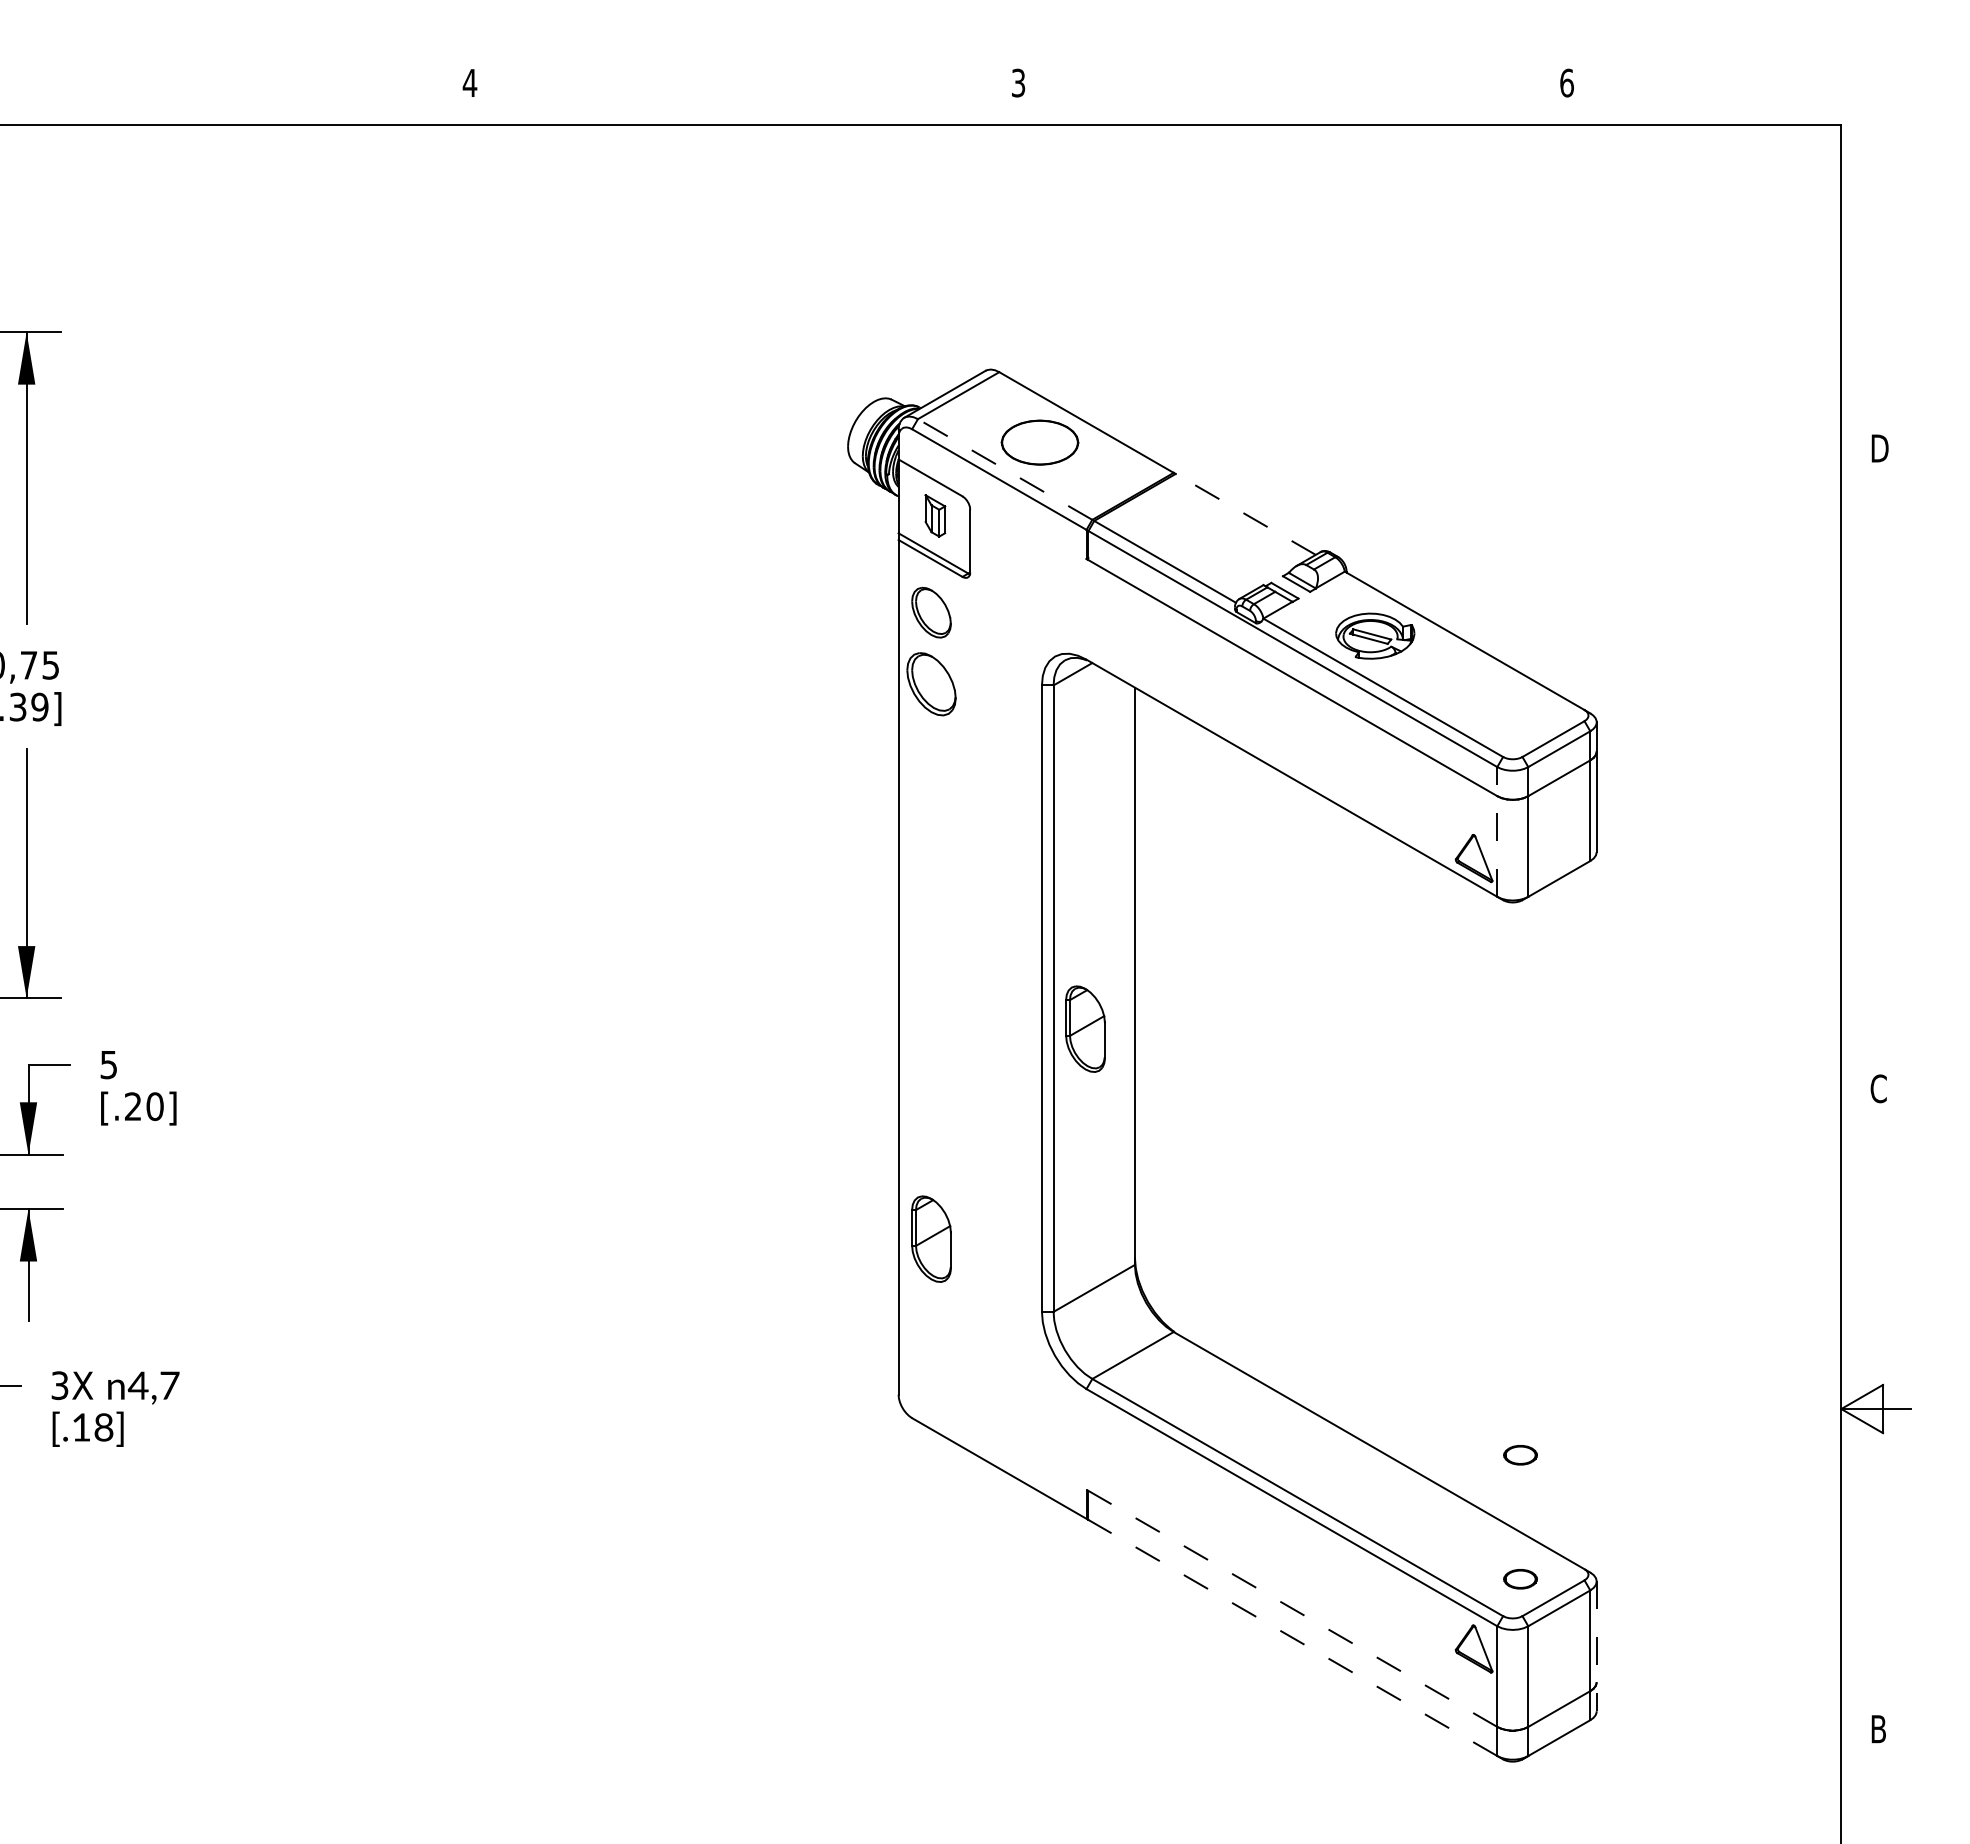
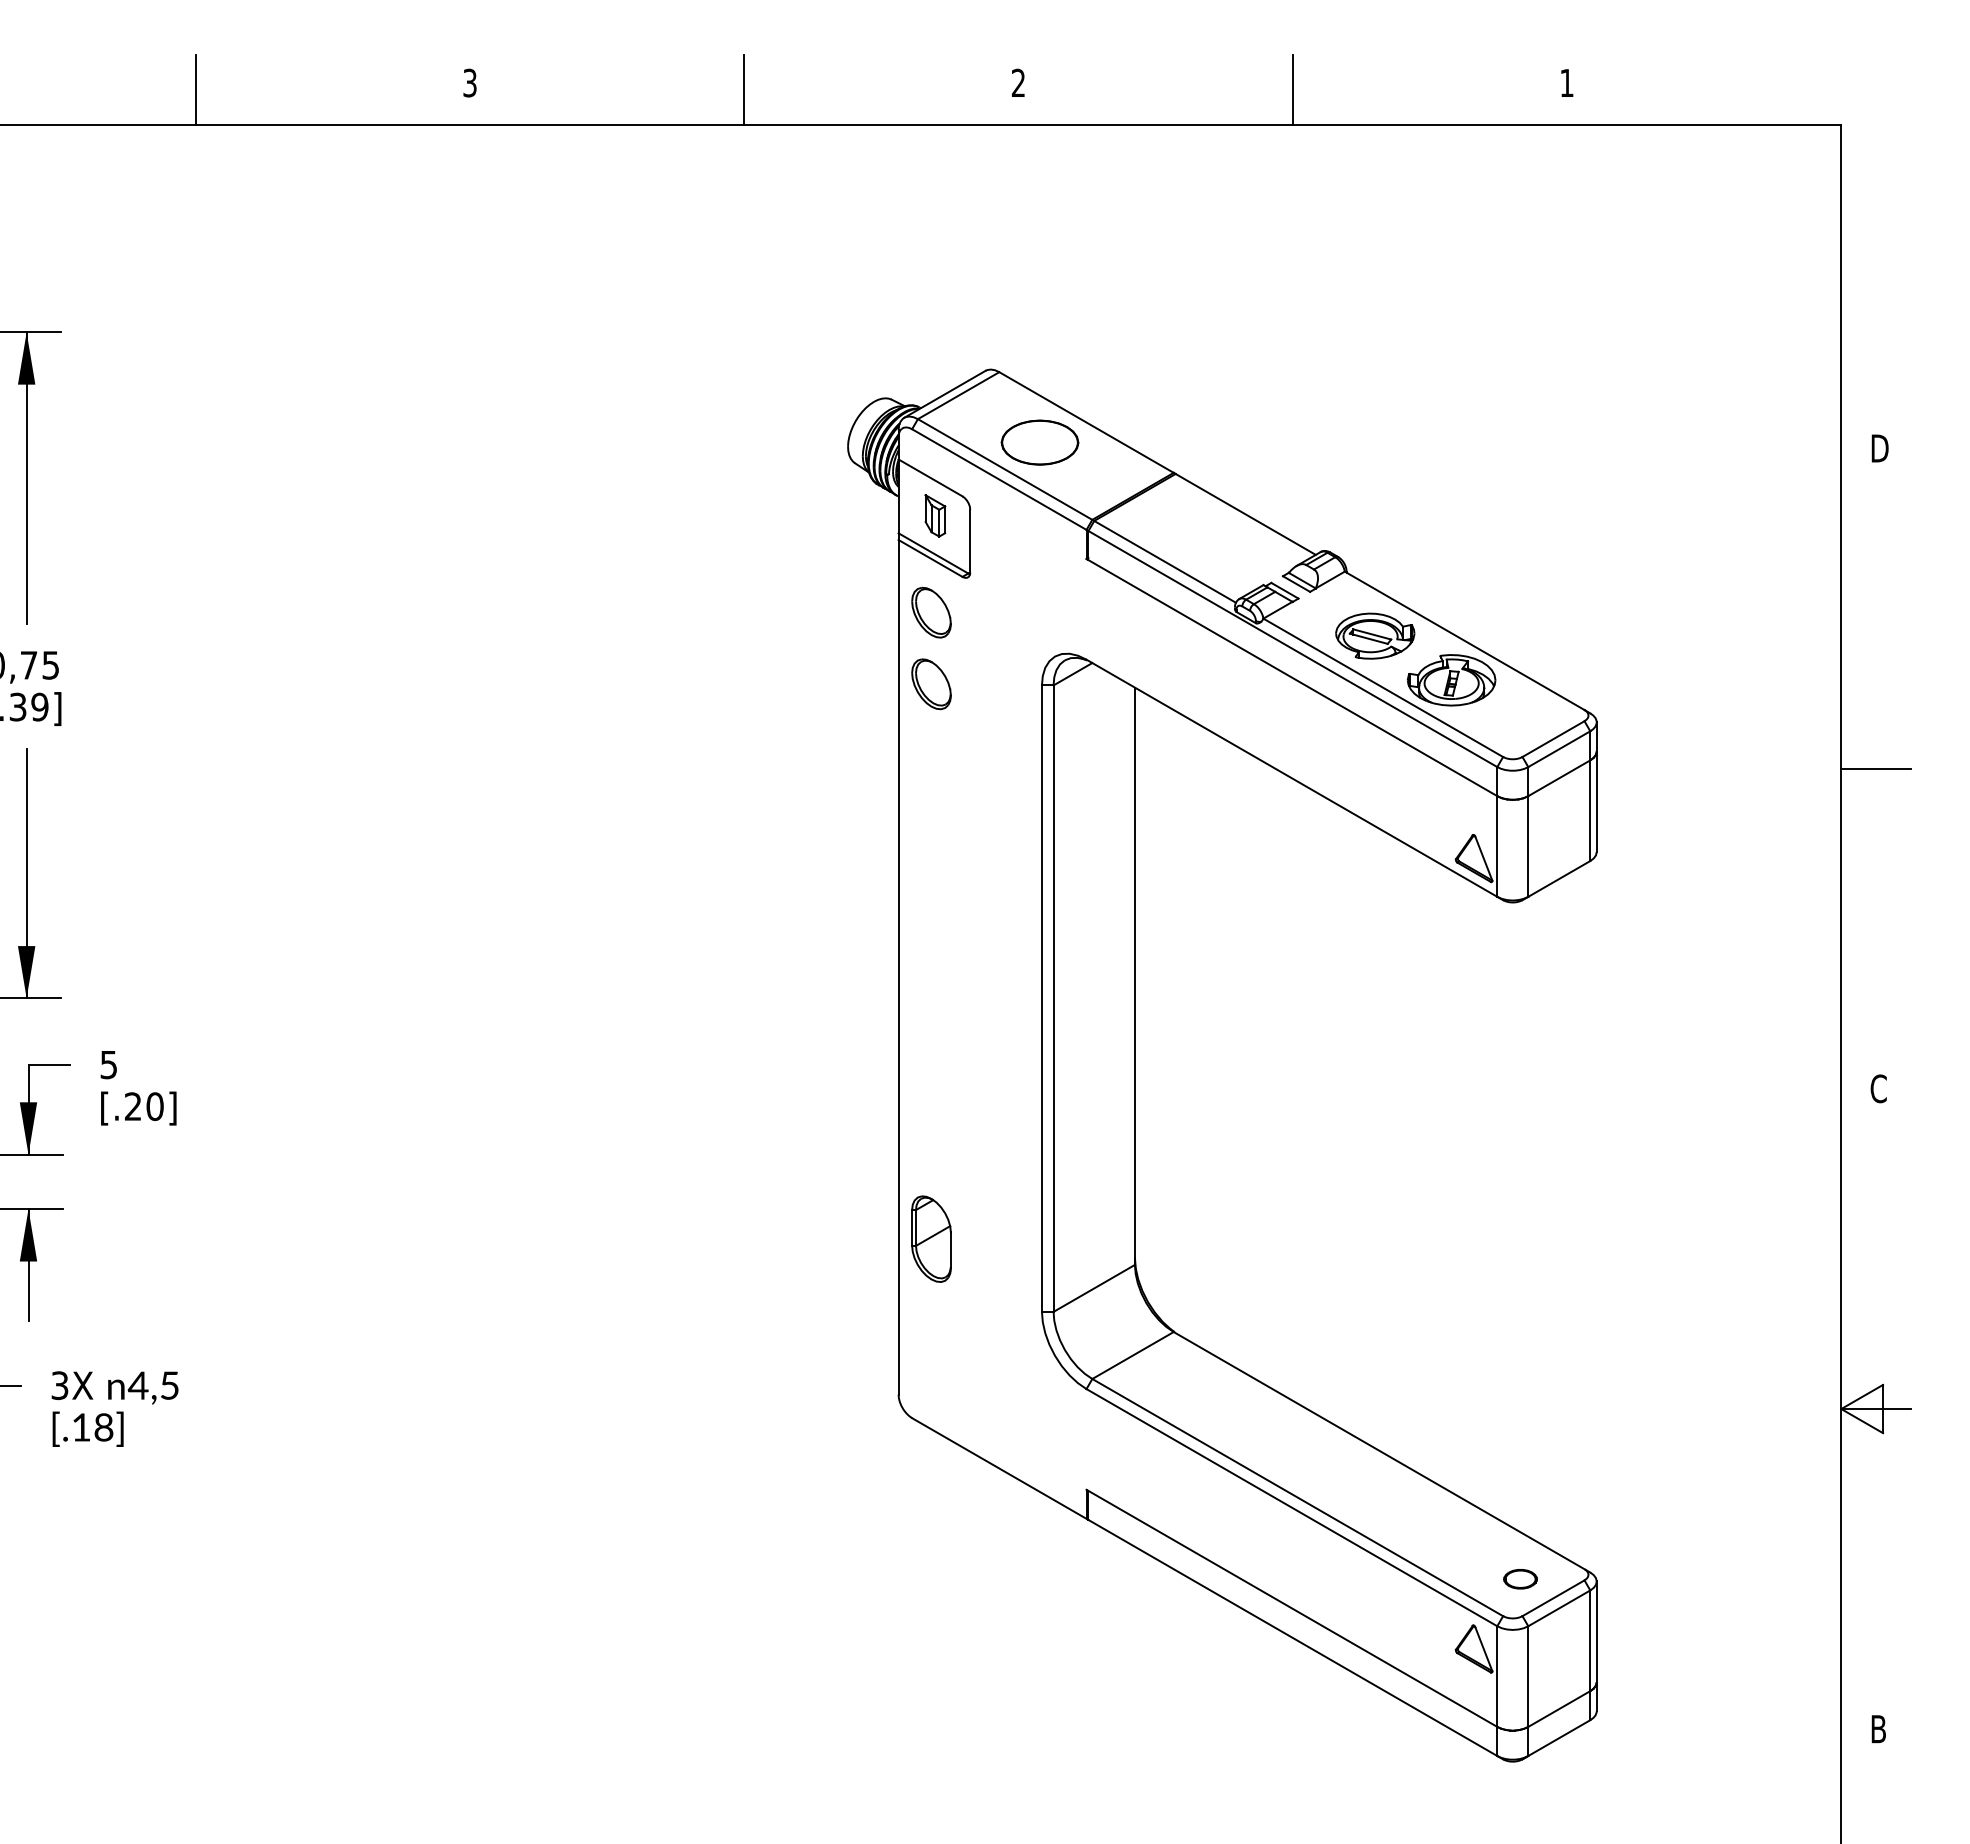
text: 4 -> 3 (469, 82)
text: 6 -> 1 (1566, 82)
text: 3 -> 2 (1018, 83)
line: none -> present (195, 89)
line: none -> present (744, 89)
line: none -> present (1292, 89)
line: dashed -> solid (1005, 469)
line: dashed -> solid (1245, 514)
part: none -> present (1451, 680)
part size: 51x65 px -> 41x53 px (931, 684)
line: none -> present (1875, 768)
line: dashed -> solid (1497, 831)
part: present -> none (1085, 1028)
text: 4,7 -> 4,5 (169, 1385)
part: present -> none (1520, 1455)
line: dashed -> solid (1291, 1608)
line: dashed -> solid (1292, 1637)
line: dashed -> solid (1596, 1646)
